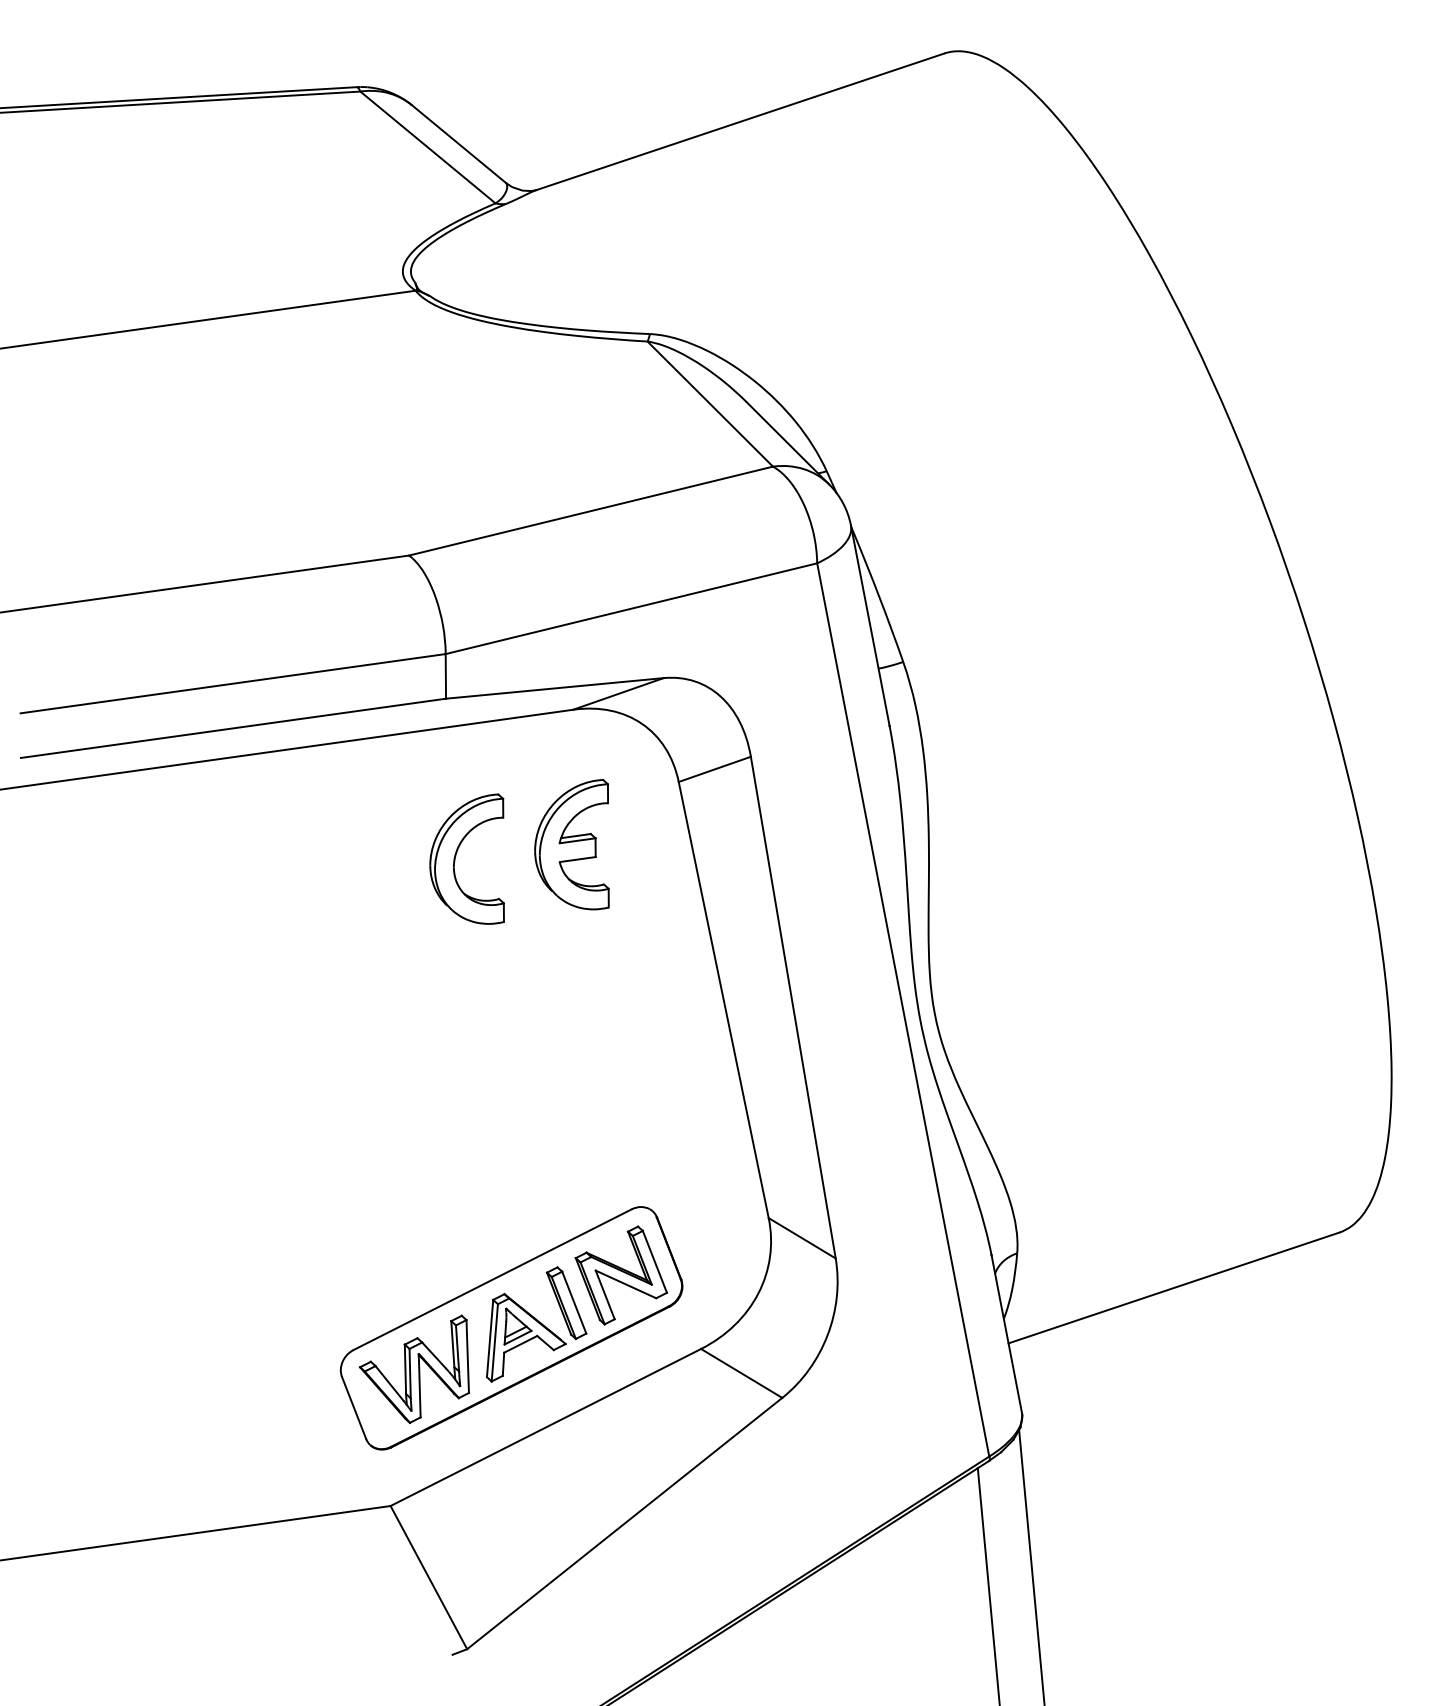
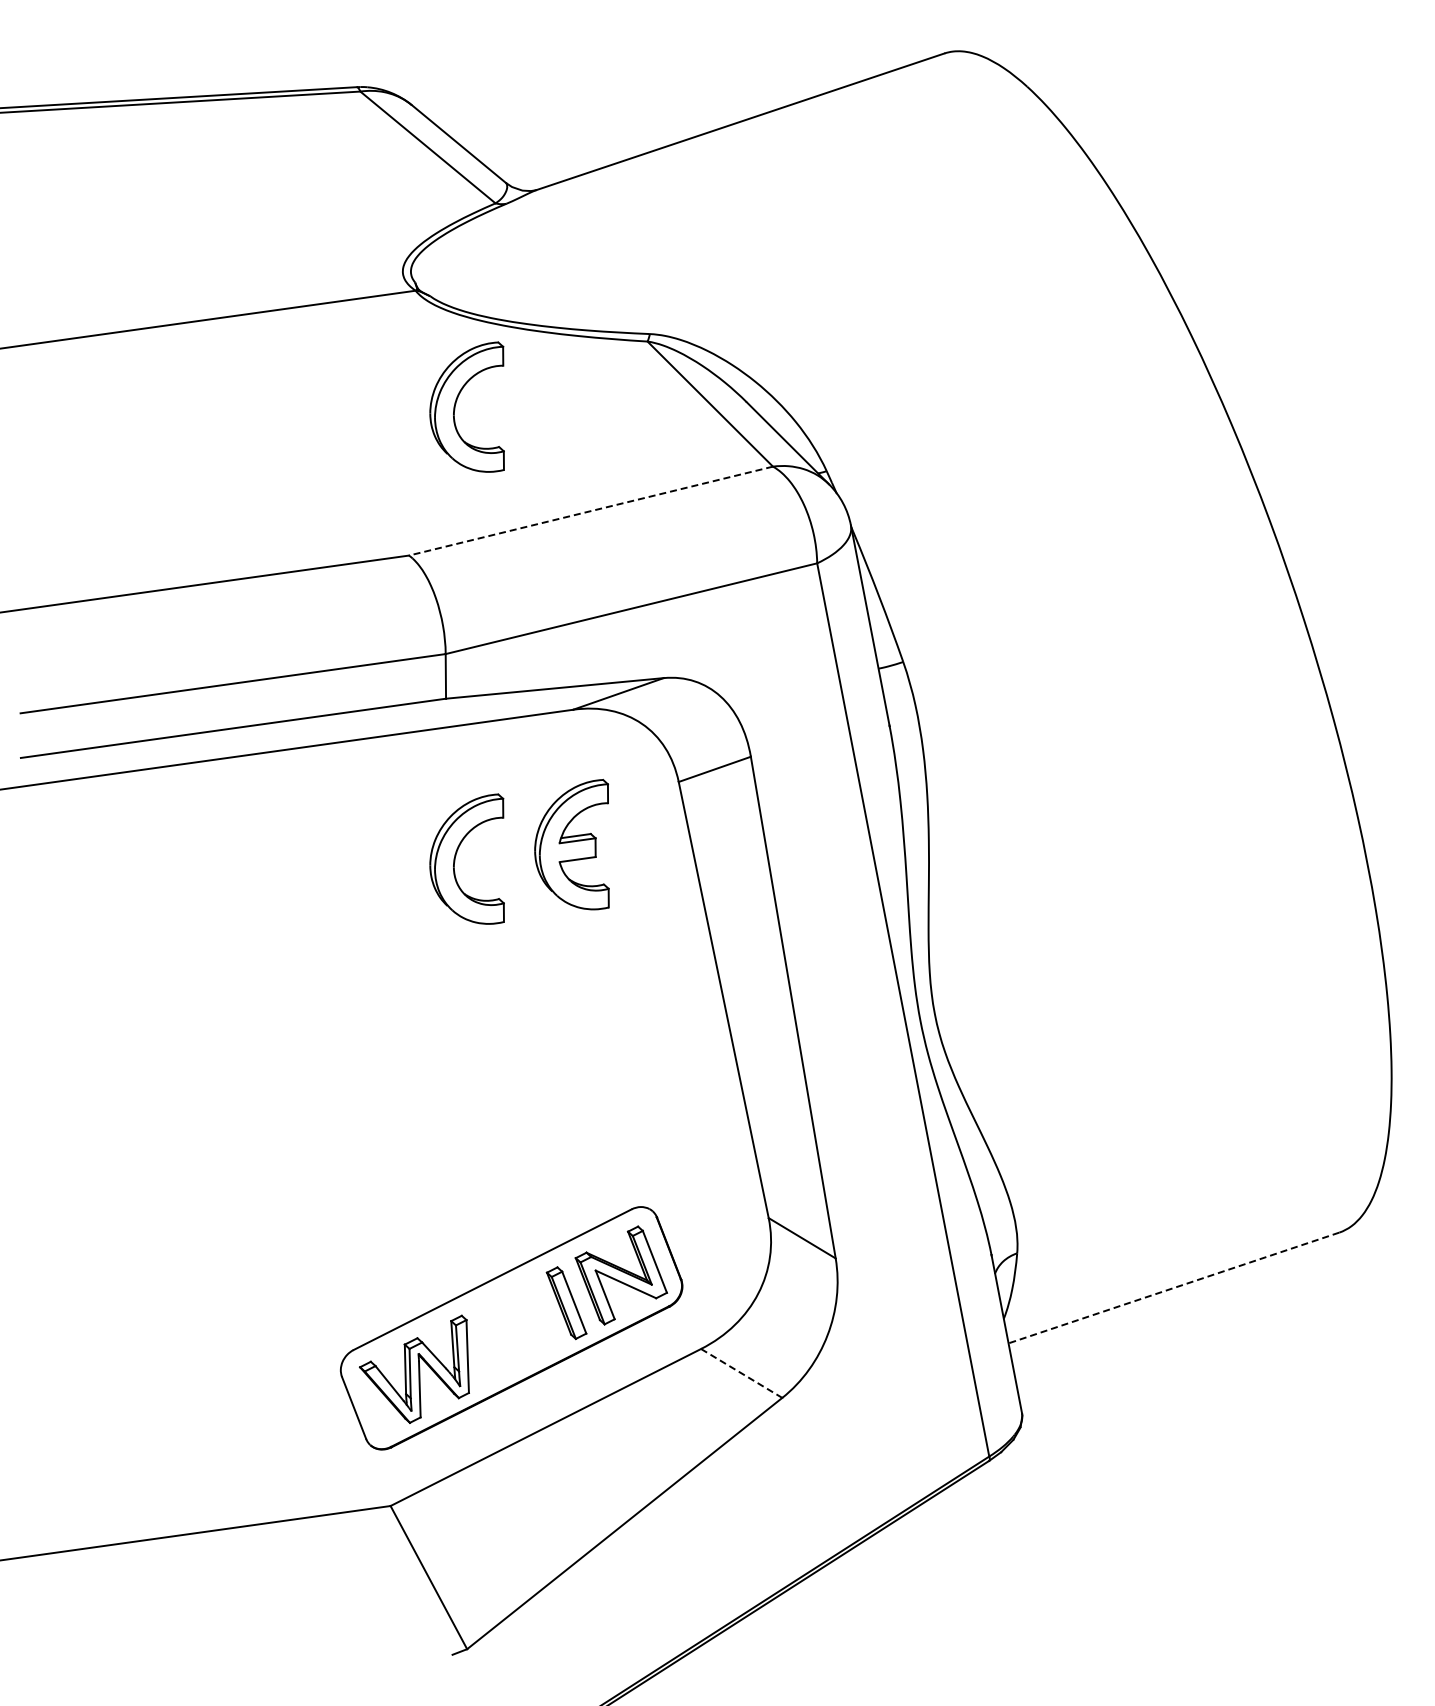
part: none -> present (456, 404)
line: solid -> dashed (590, 511)
line: solid -> dashed (1173, 1288)
part: present -> none (525, 1337)
line: solid -> dashed (742, 1373)
line: present -> none (1031, 1566)
line: present -> none (988, 1585)
